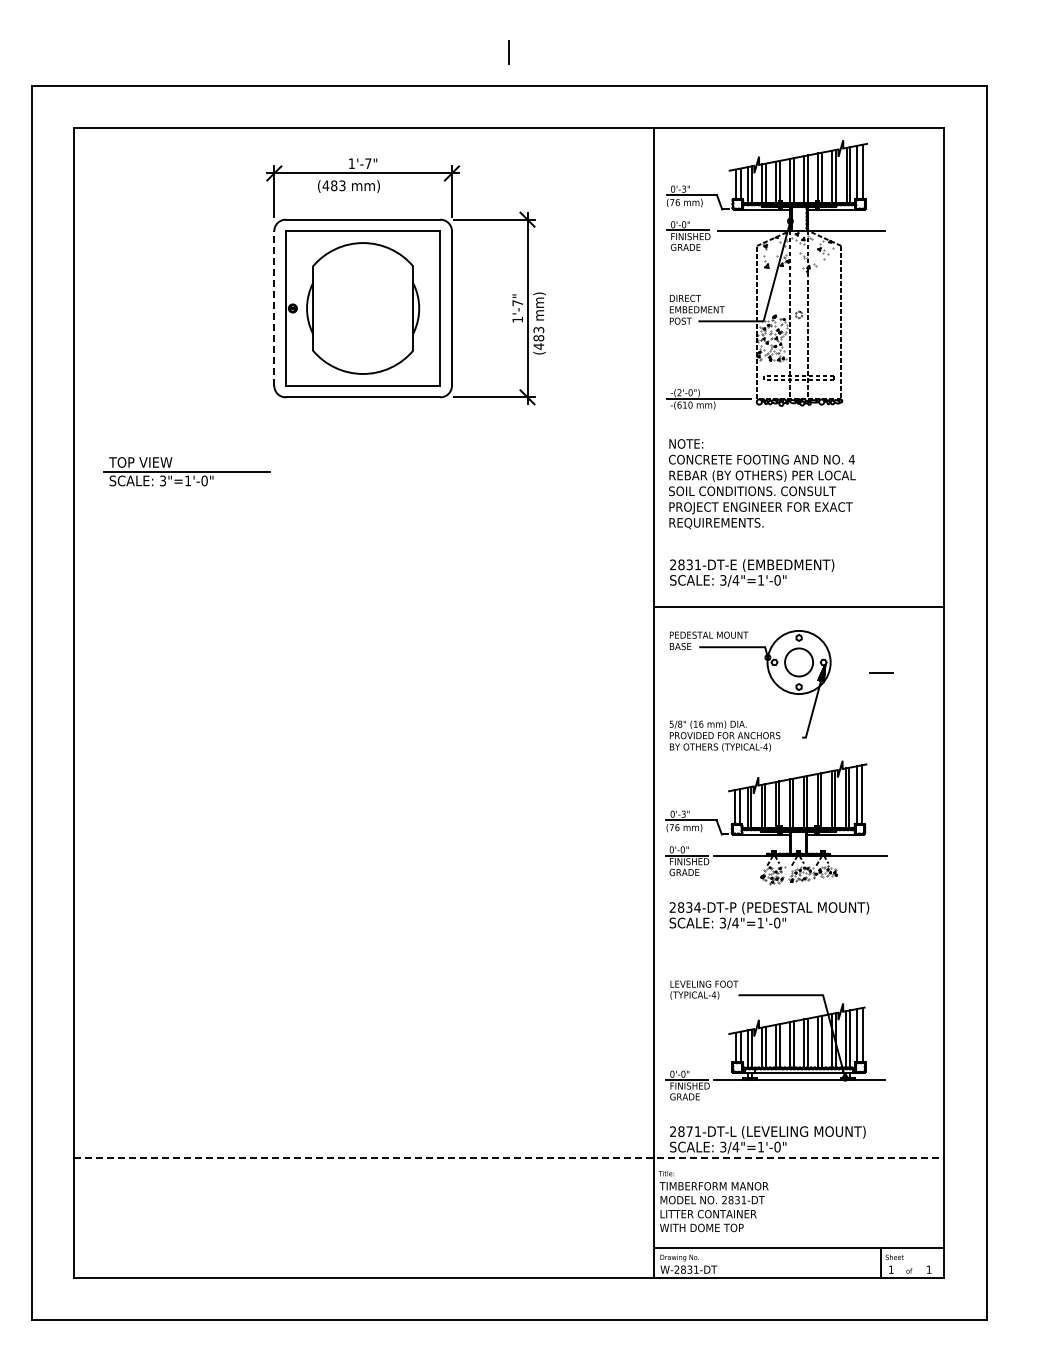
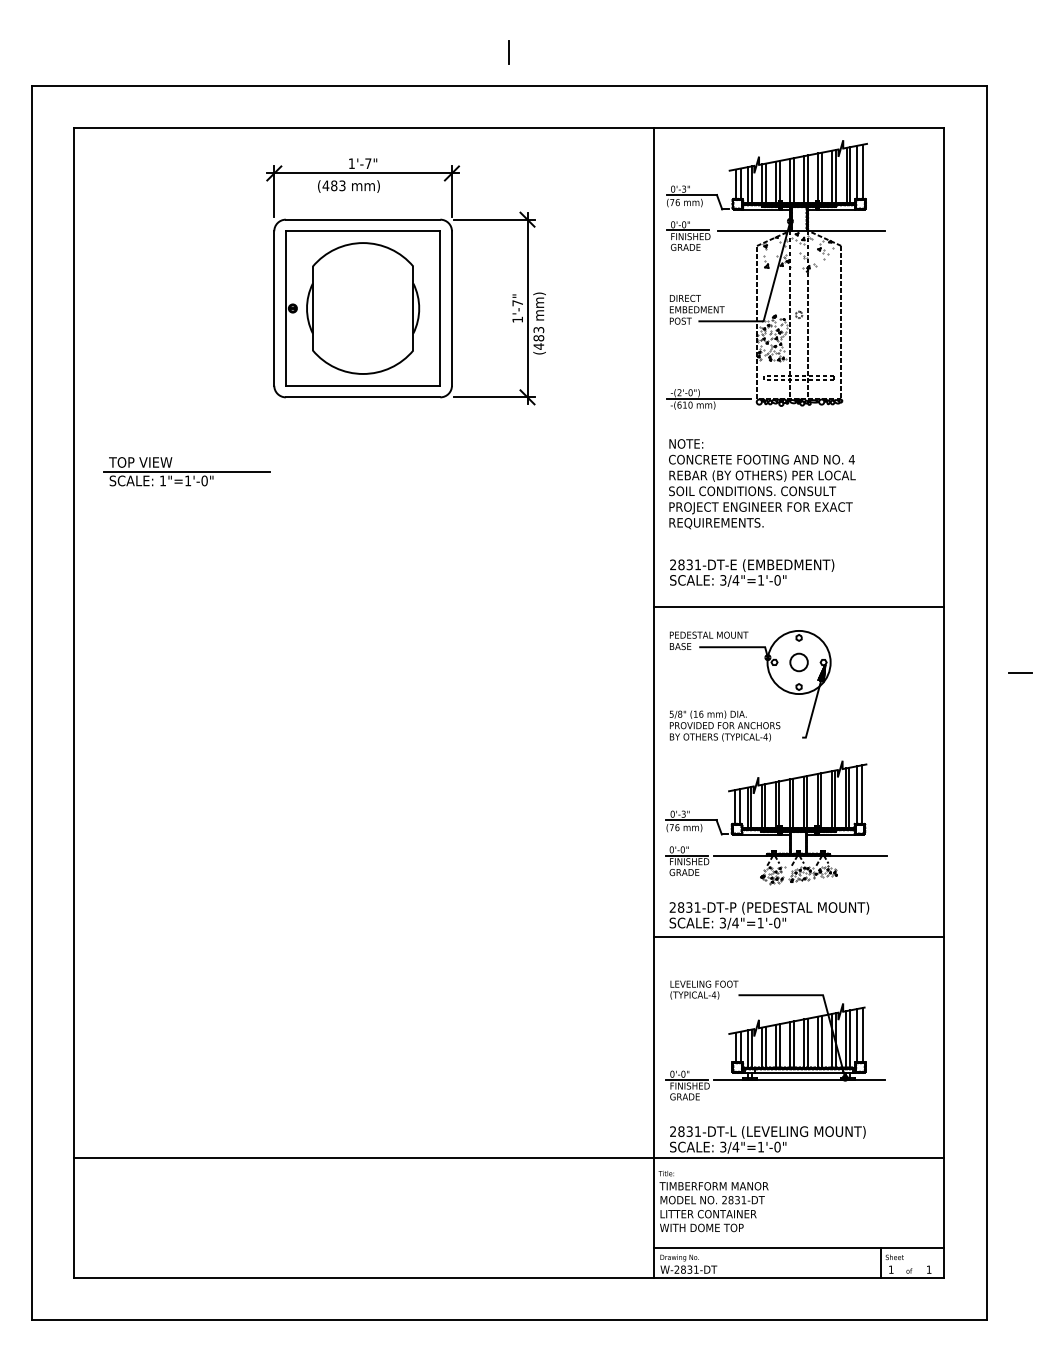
line: dashed -> solid (274, 308)
text: 3"=1'-0" -> 1"=1'-0" (163, 480)
circle diameter: 28 px -> 18 px (798, 662)
line position: (881, 672) -> (1020, 672) (1020, 672)
text position: (724, 735) -> (724, 725) (724, 725)
text: 2834-DT-P -> 2831-DT-P (697, 907)
line: none -> present (798, 937)
text: 2871-DT-L -> 2831-DT-L (689, 1131)
line: dashed -> solid (509, 1158)
